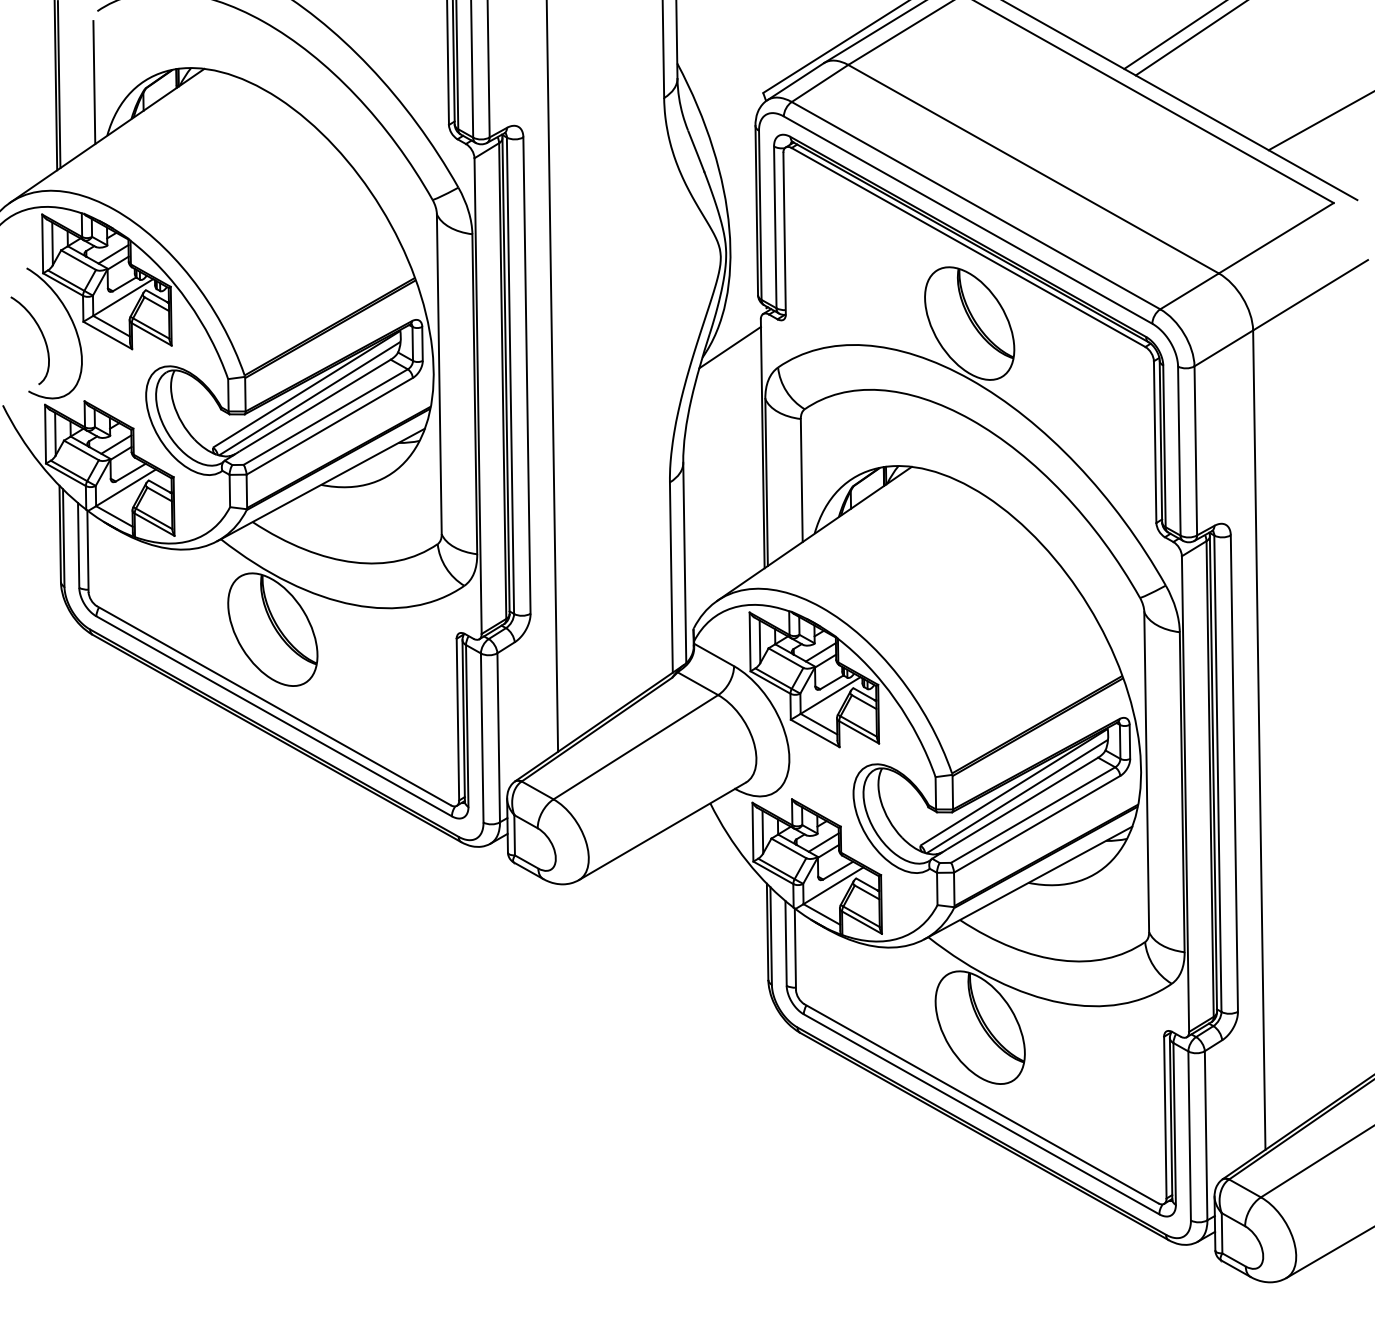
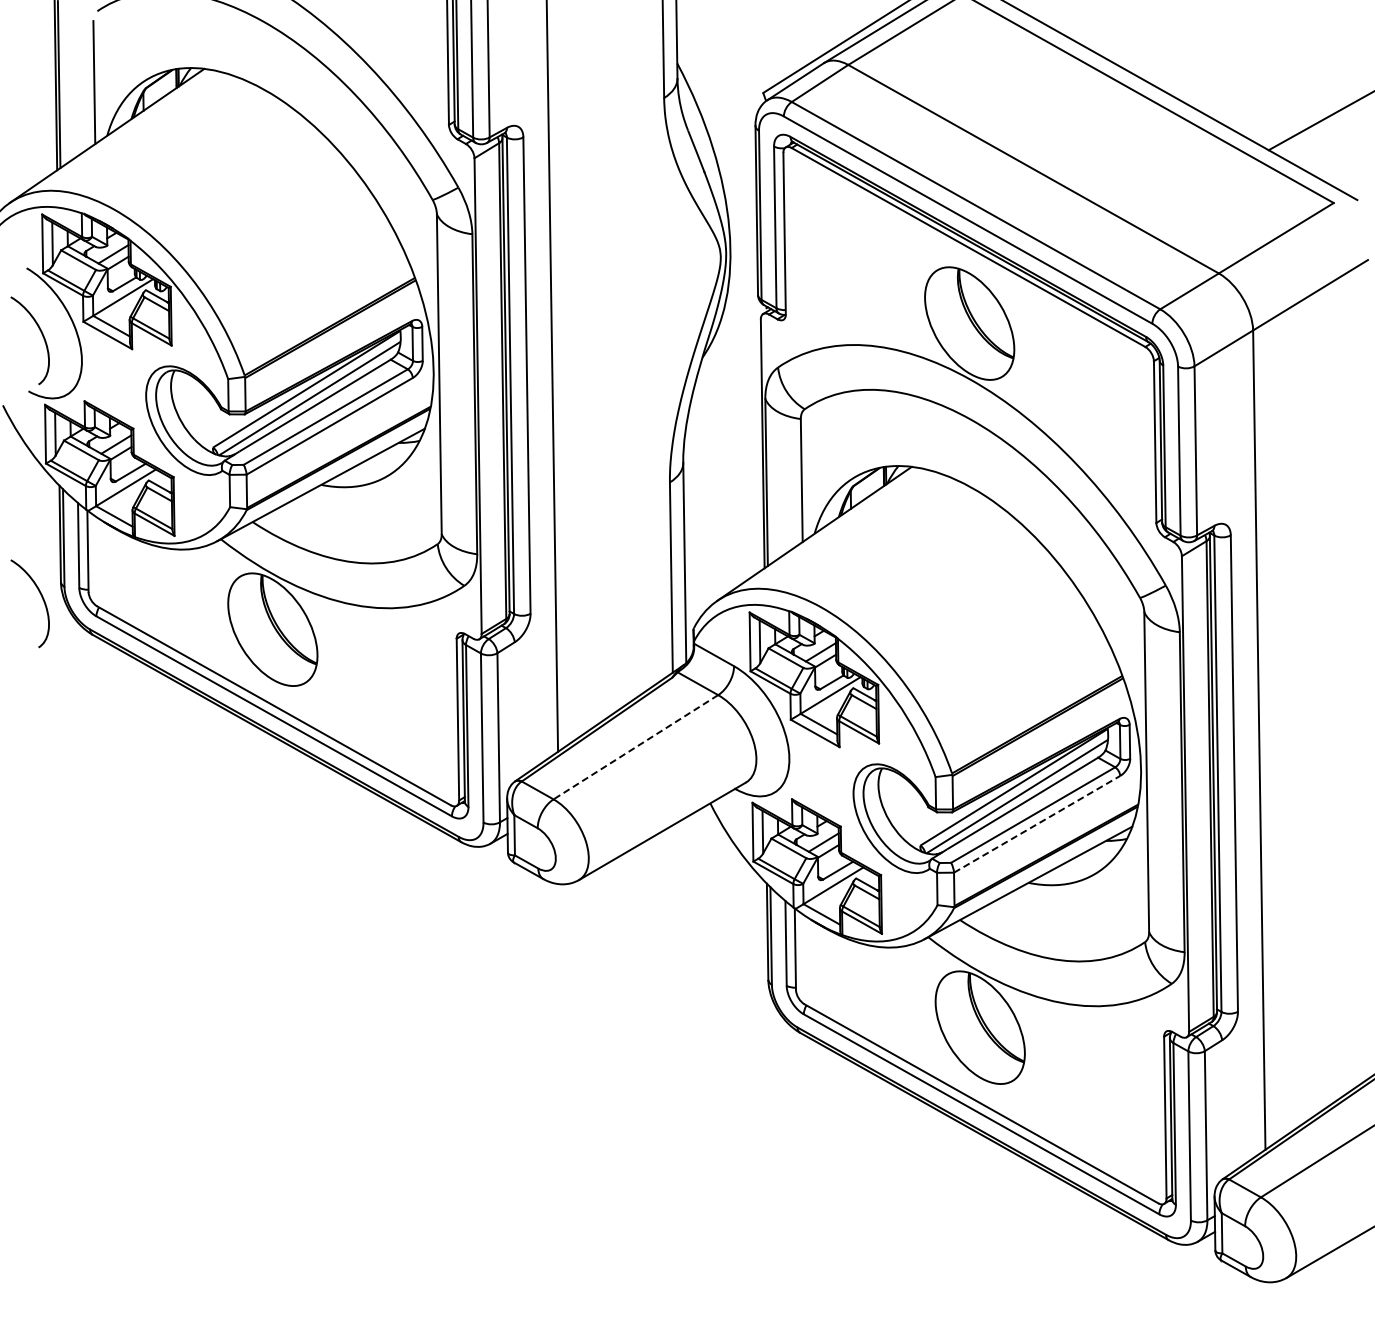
line: present -> none (1173, 35)
line: present -> none (1189, 38)
line: present -> none (729, 347)
curve: none -> present (41, 597)
line: solid -> dashed (635, 747)
line: solid -> dashed (1037, 824)
